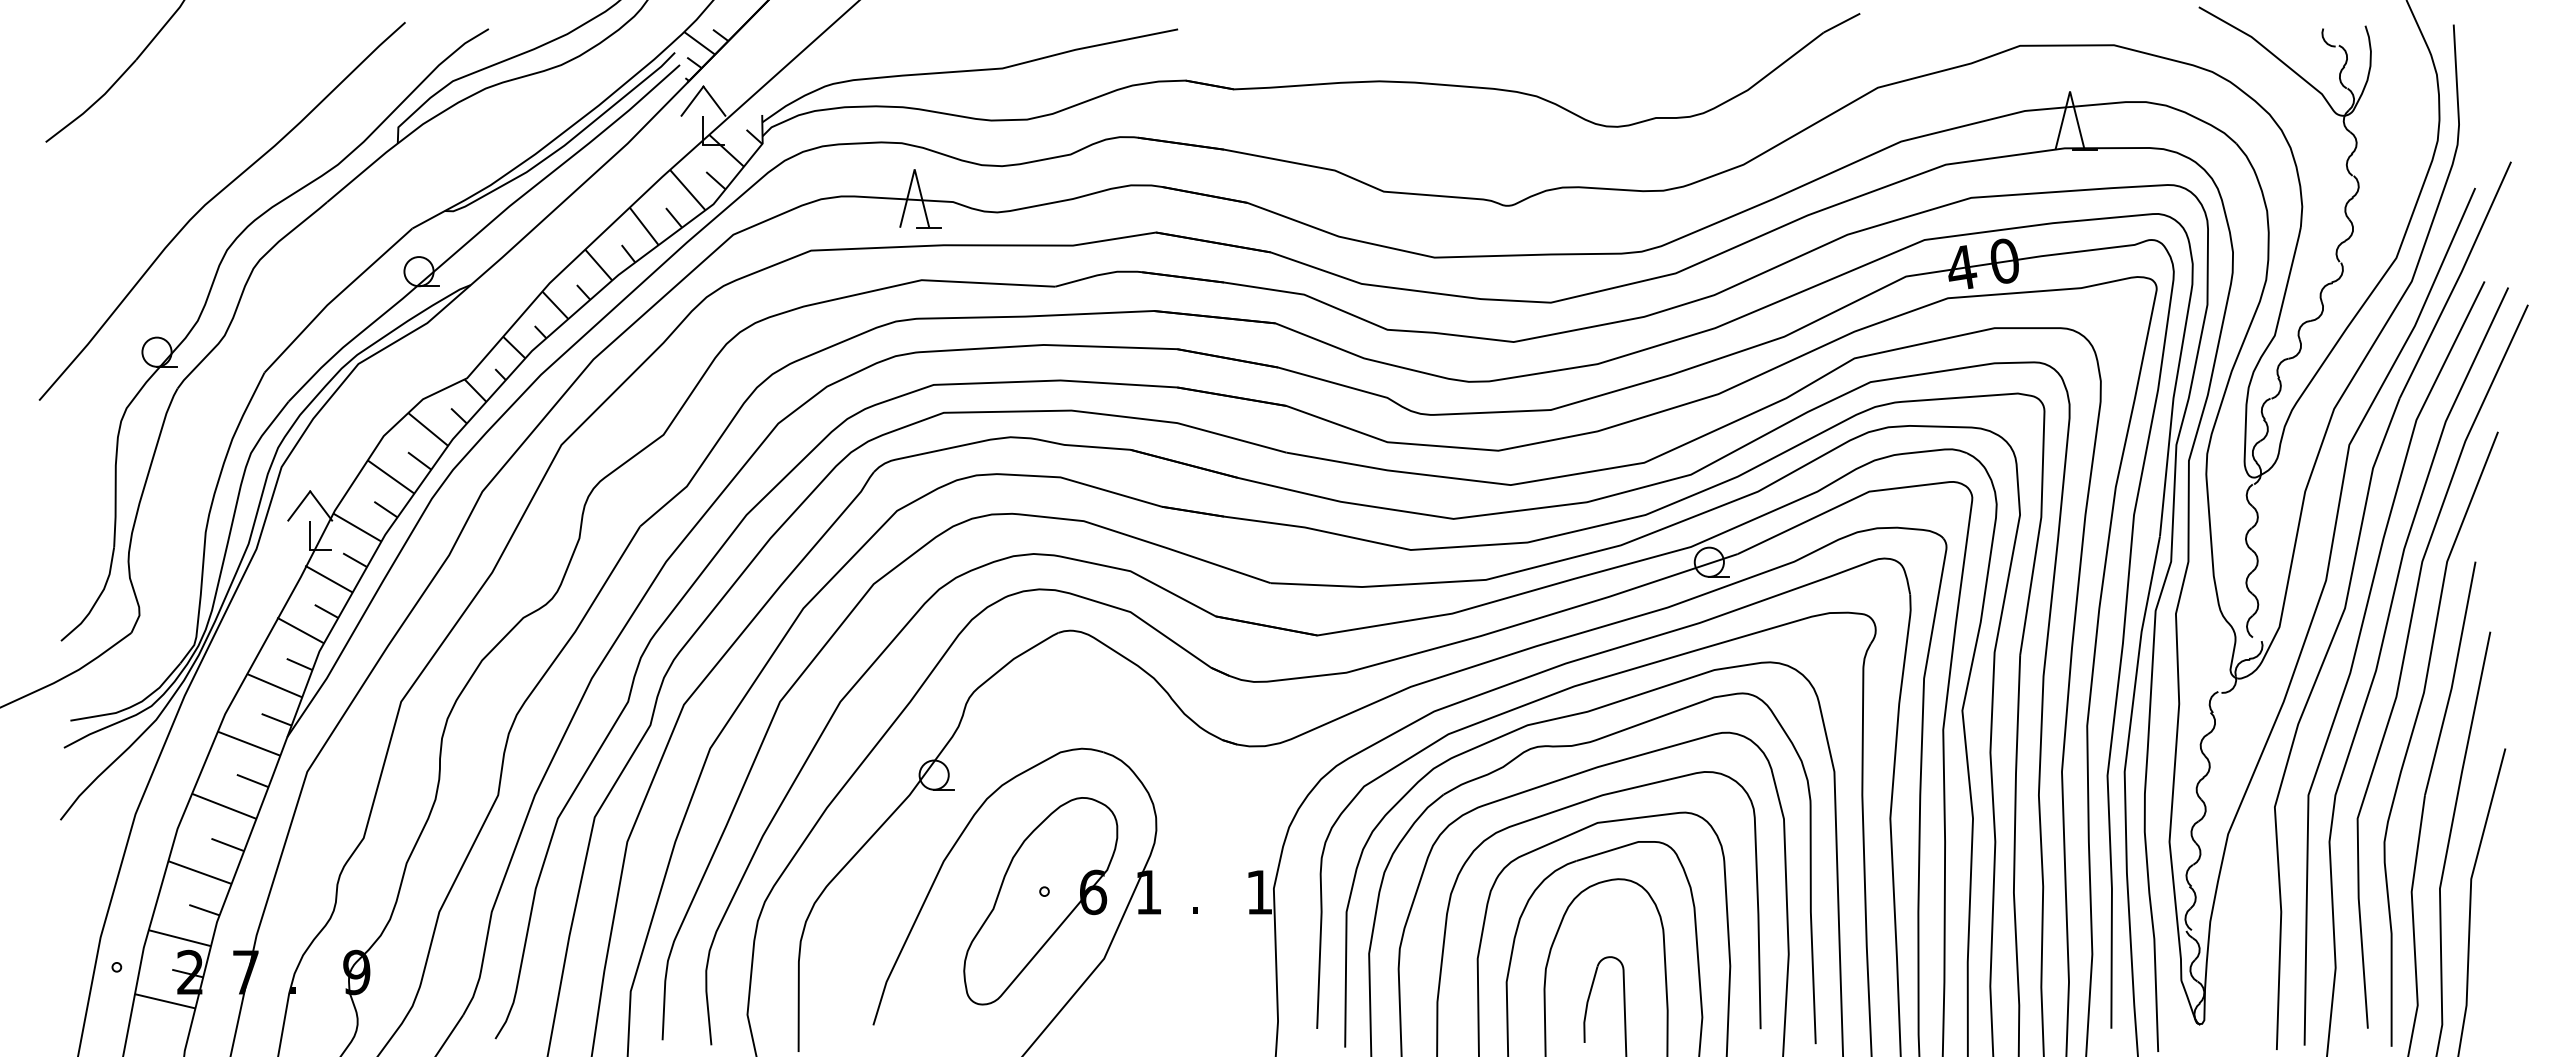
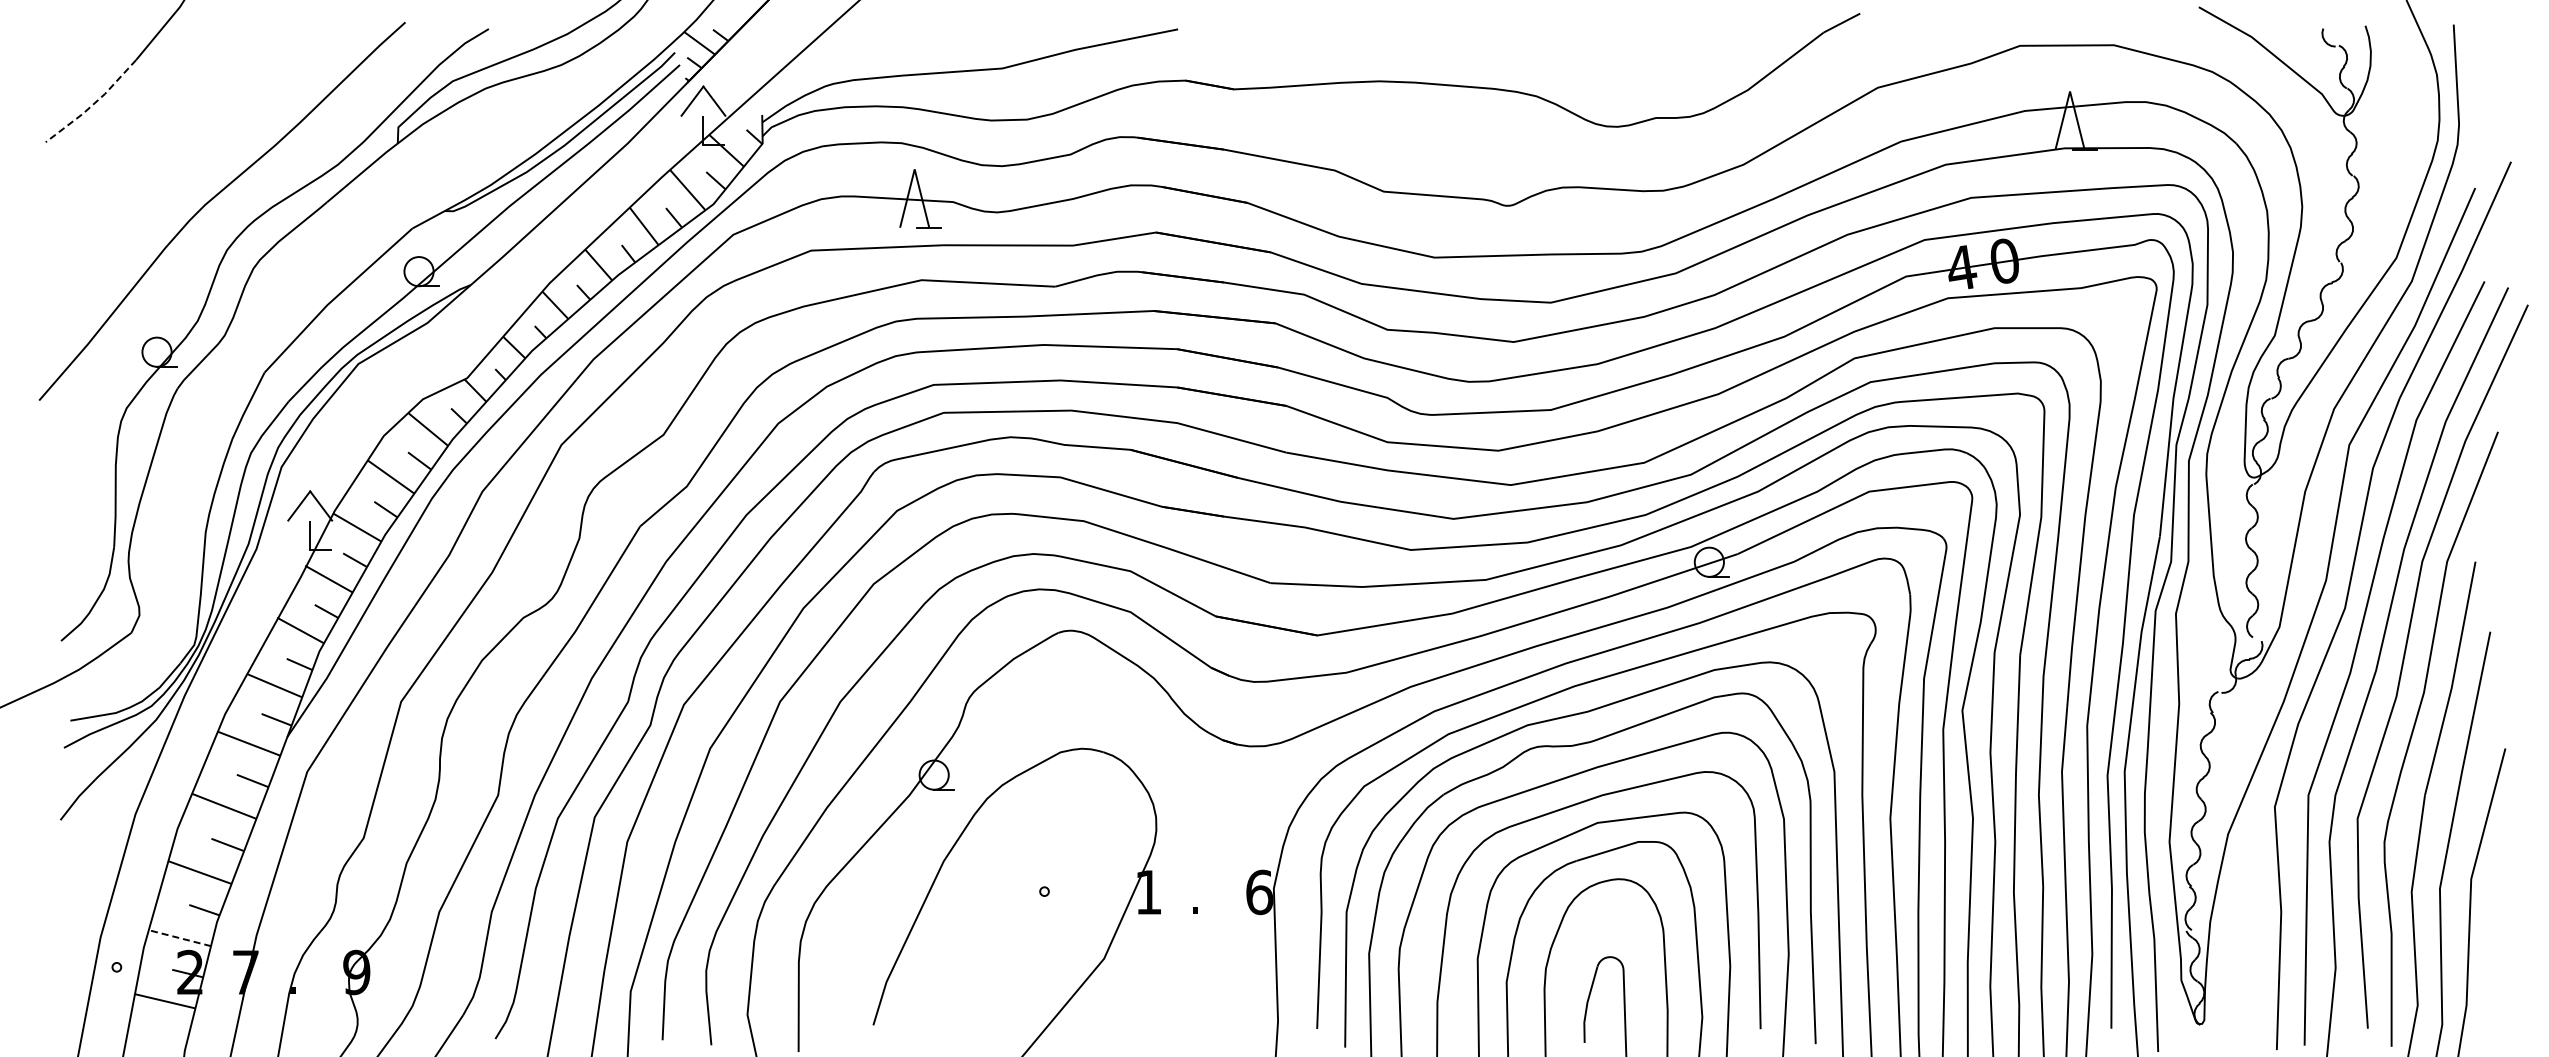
line: solid -> dashed (93, 103)
text: 1 -> 6 (1259, 892)
part: present -> none (1040, 901)
line: solid -> dashed (179, 938)
